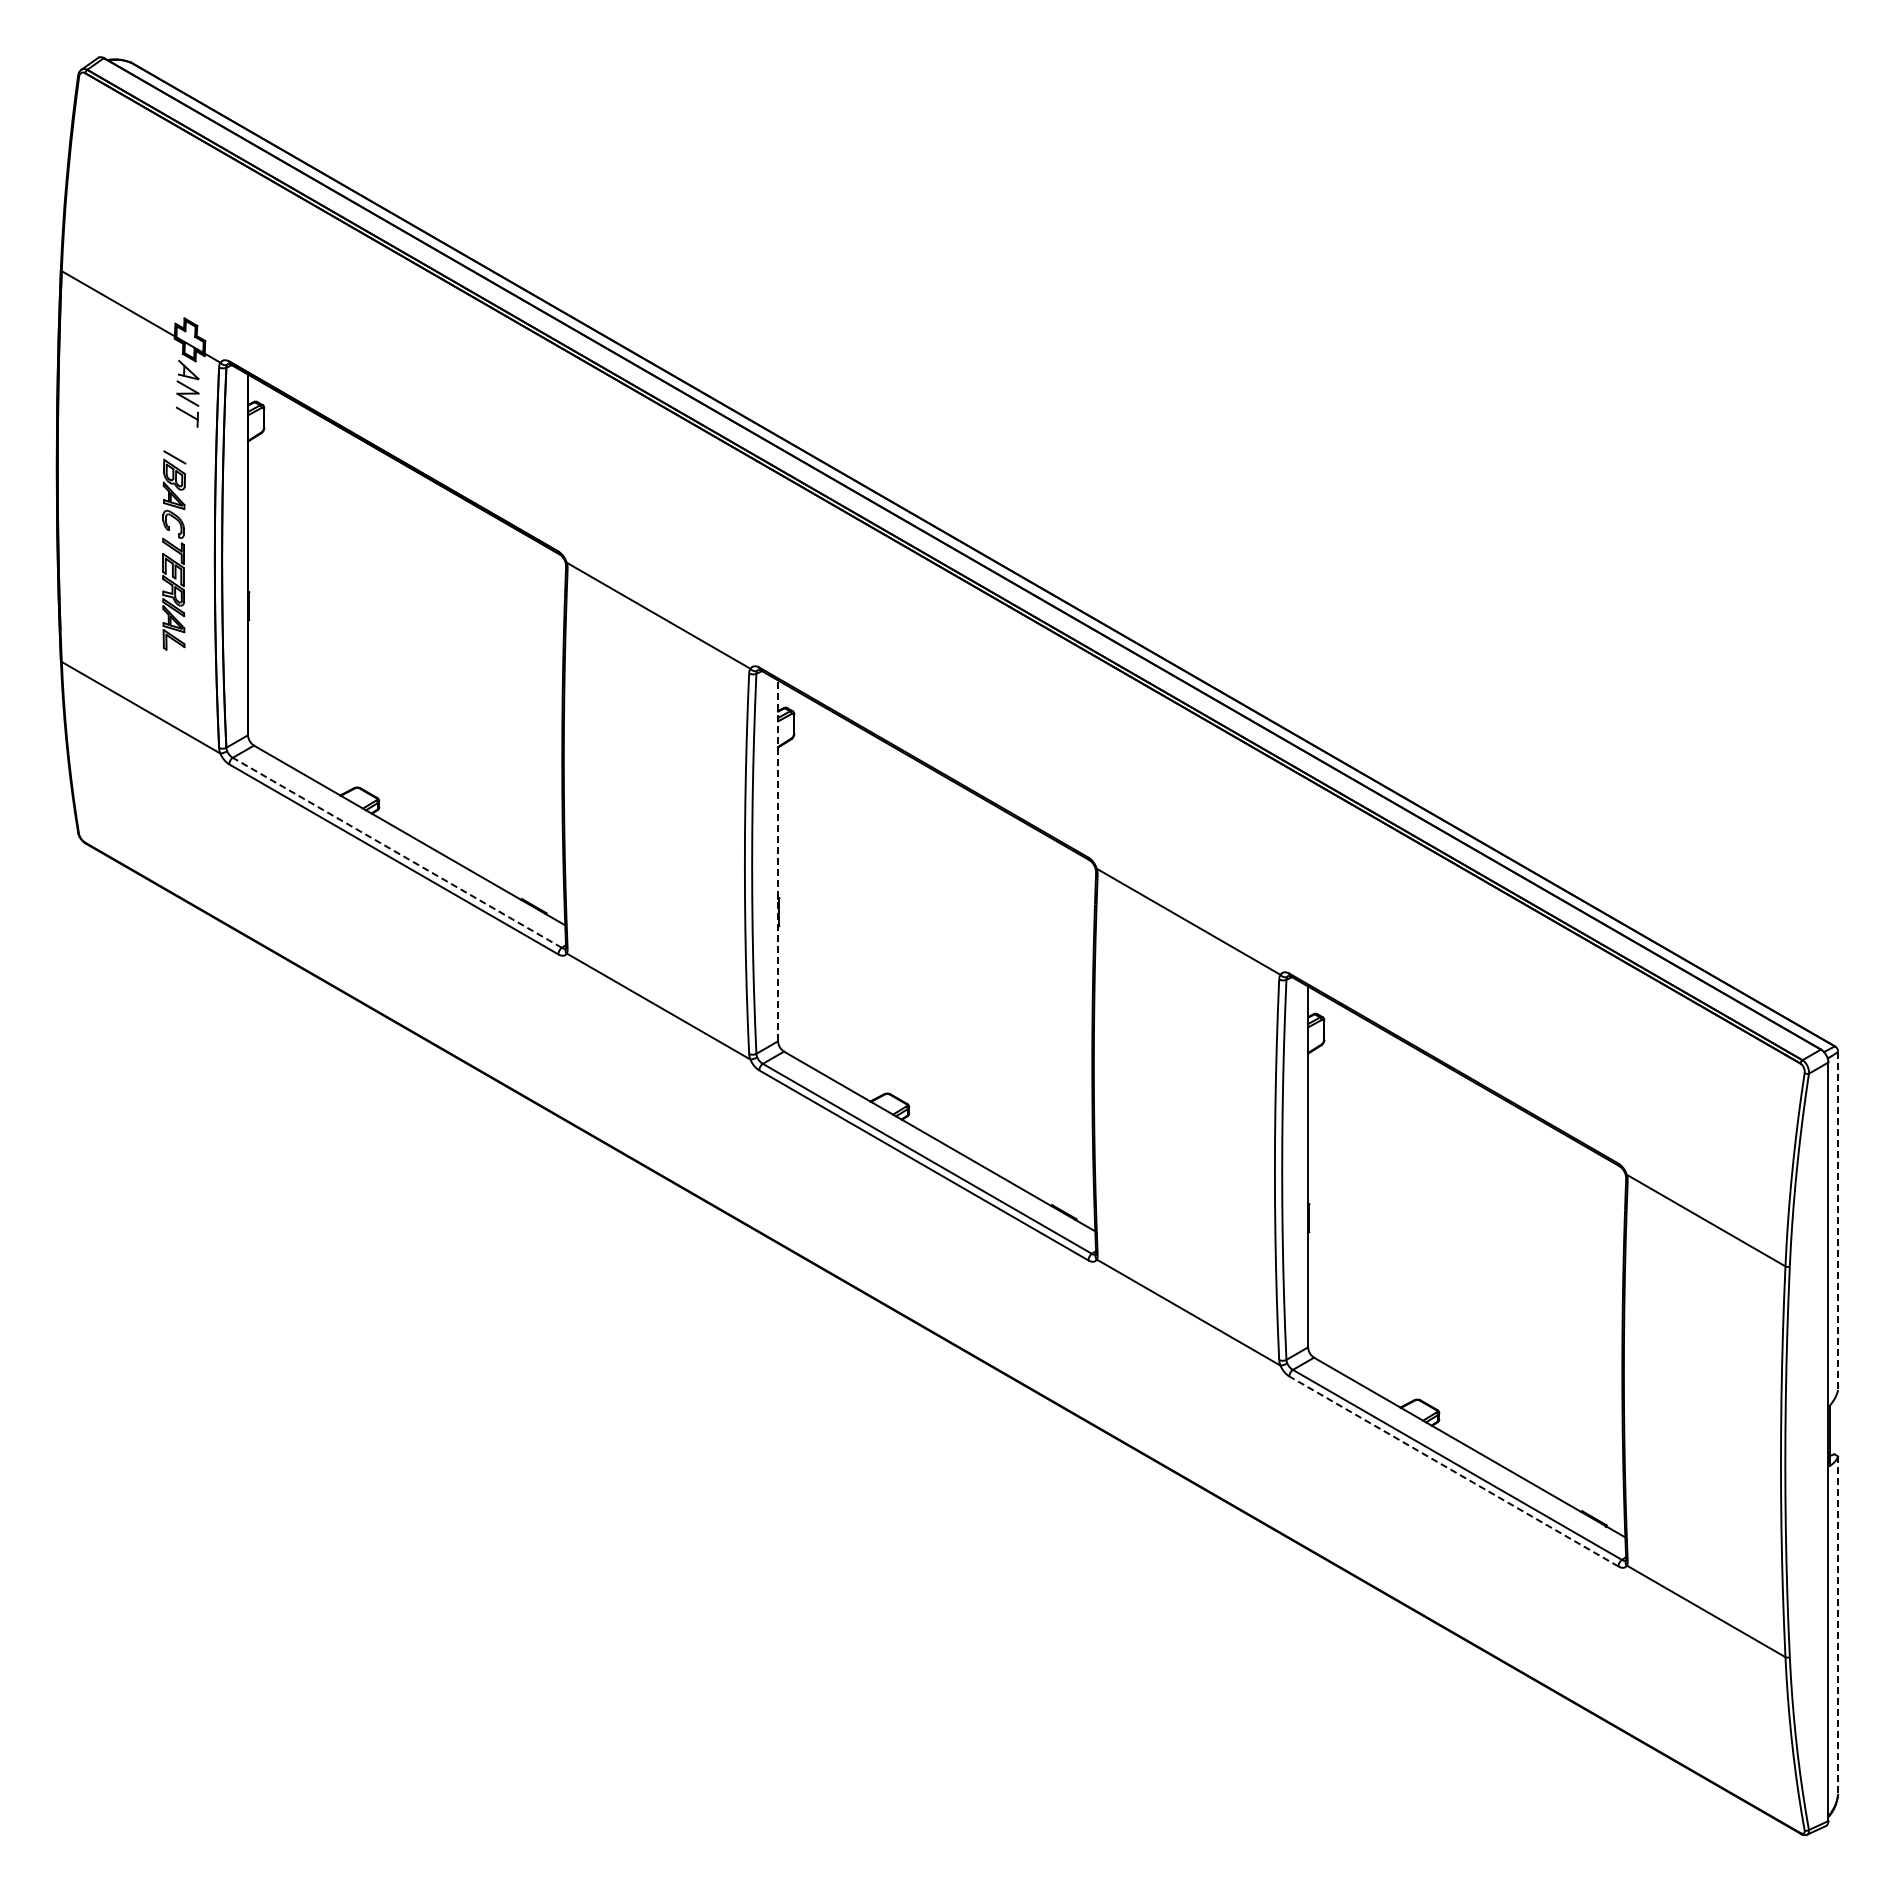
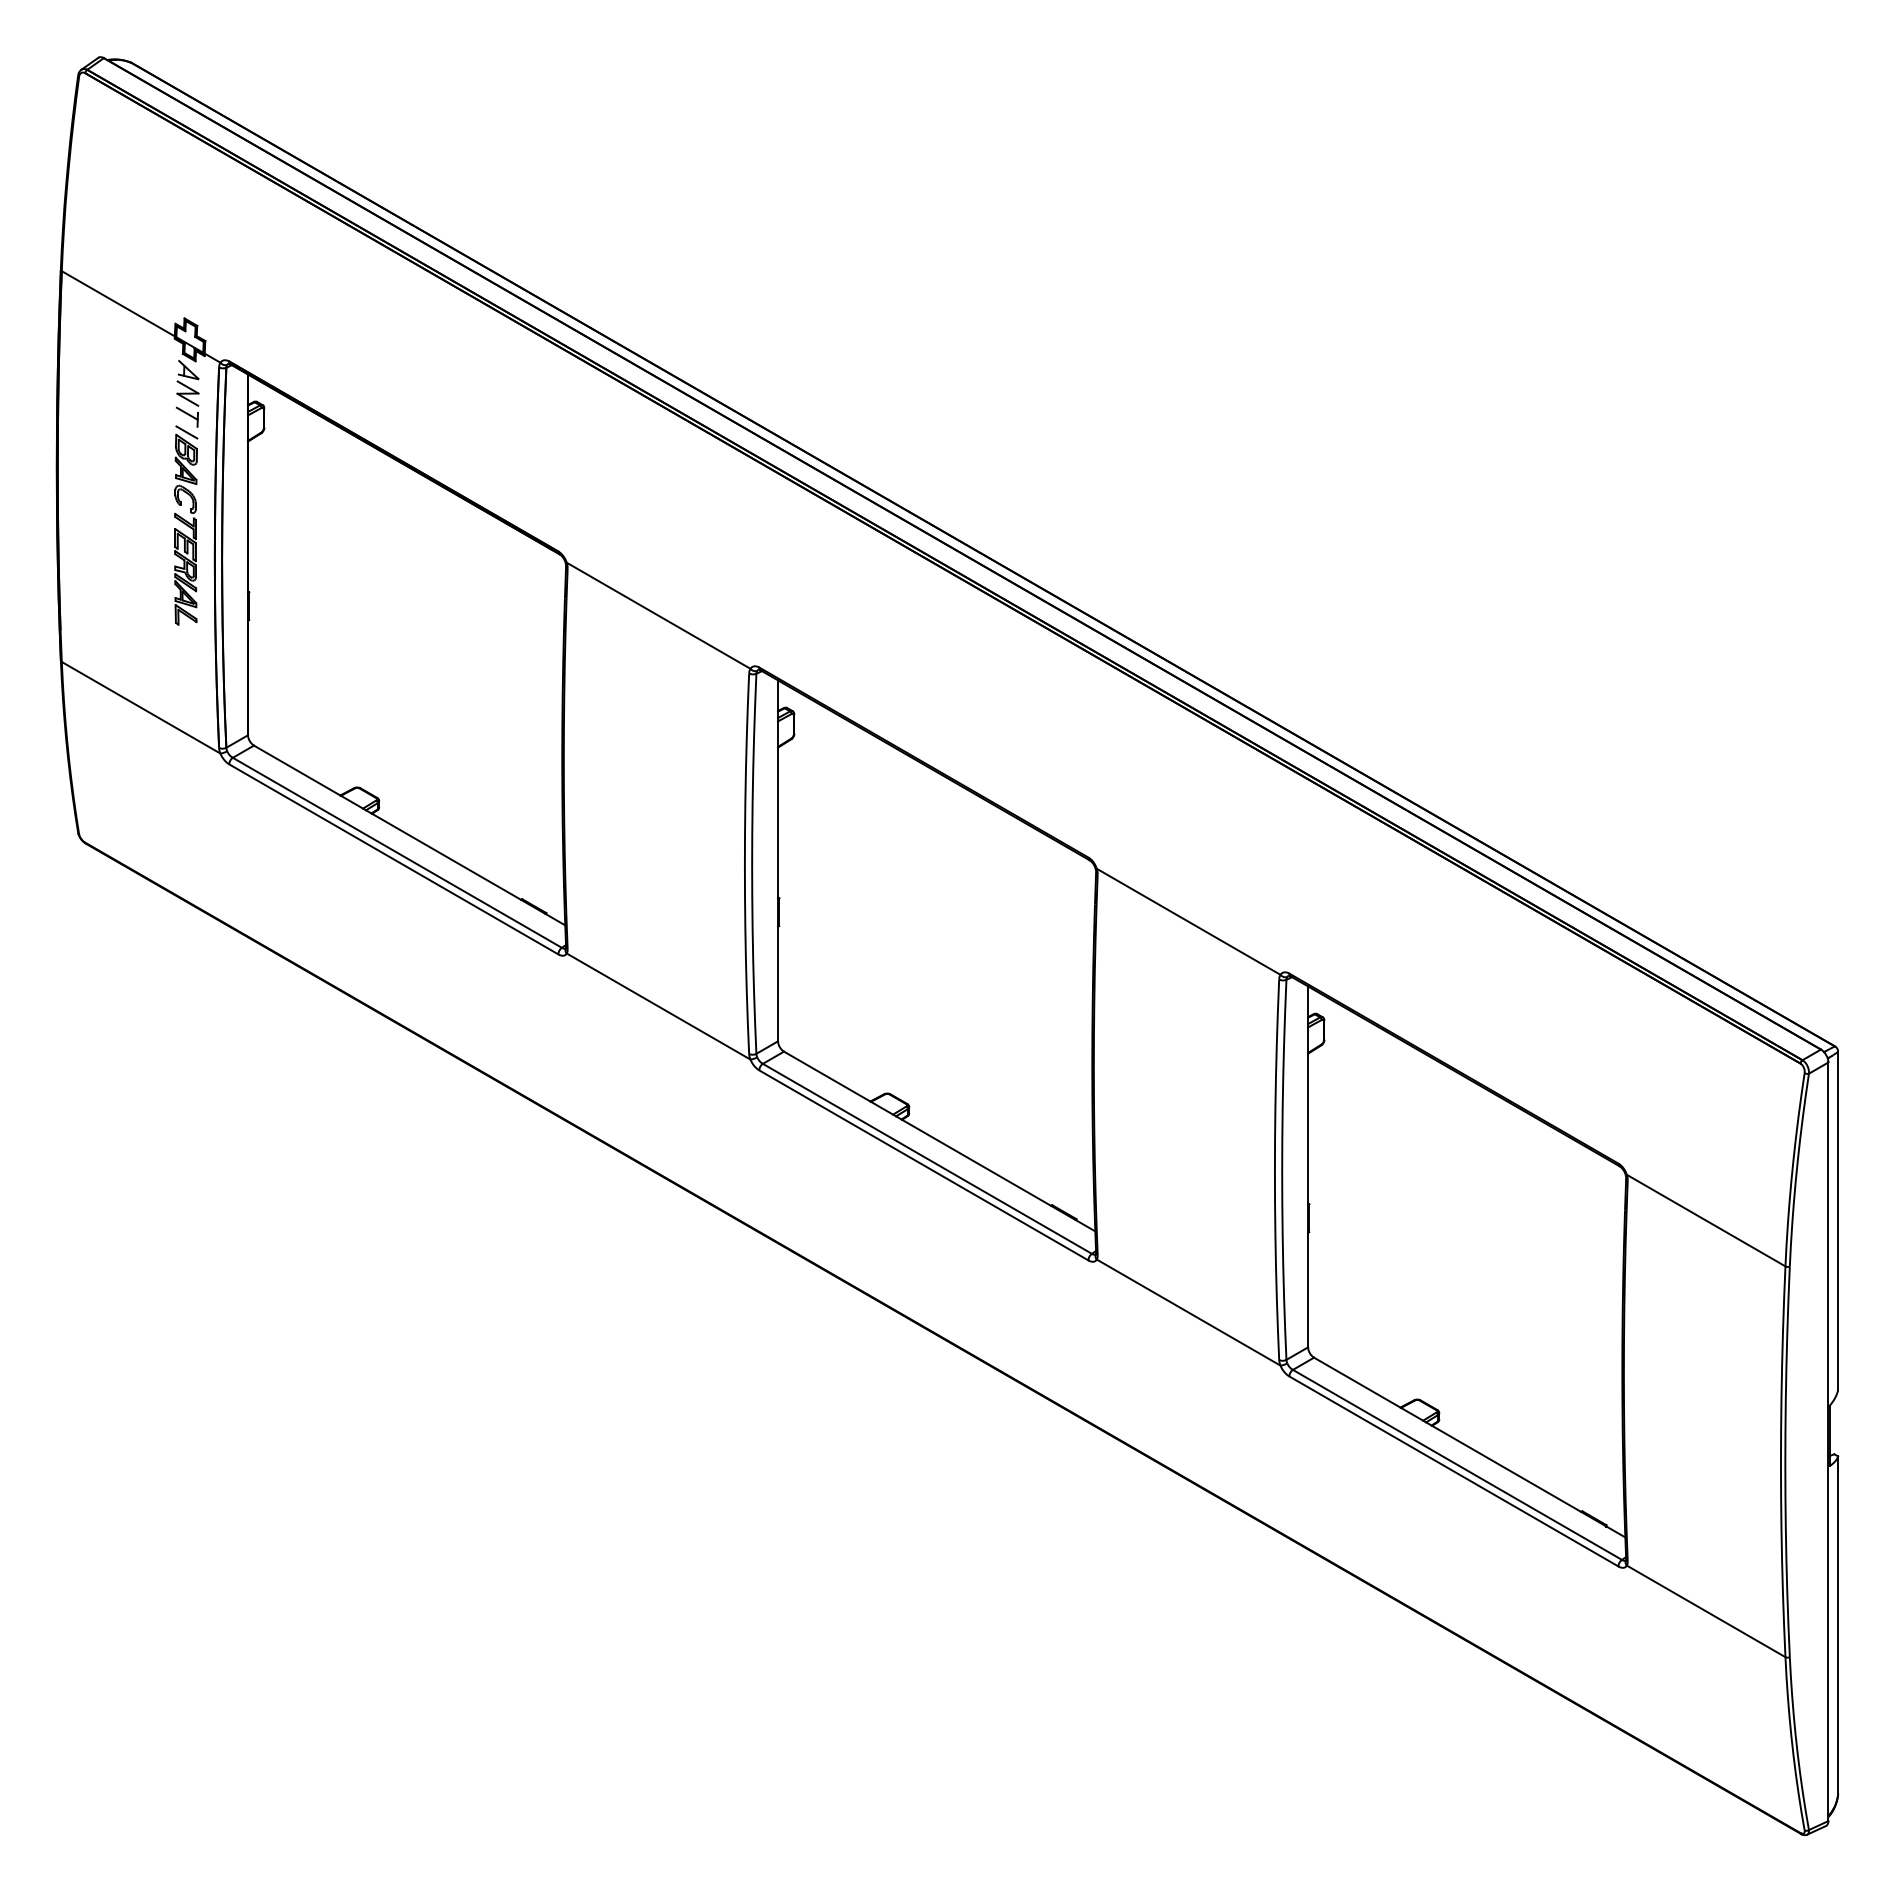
part position: (174, 550) -> (186, 525) (186, 525)
line: dashed -> solid (396, 852)
line: dashed -> solid (778, 860)
line: dashed -> solid (1838, 1221)
line: dashed -> solid (1453, 1471)
line: dashed -> solid (1838, 1626)
